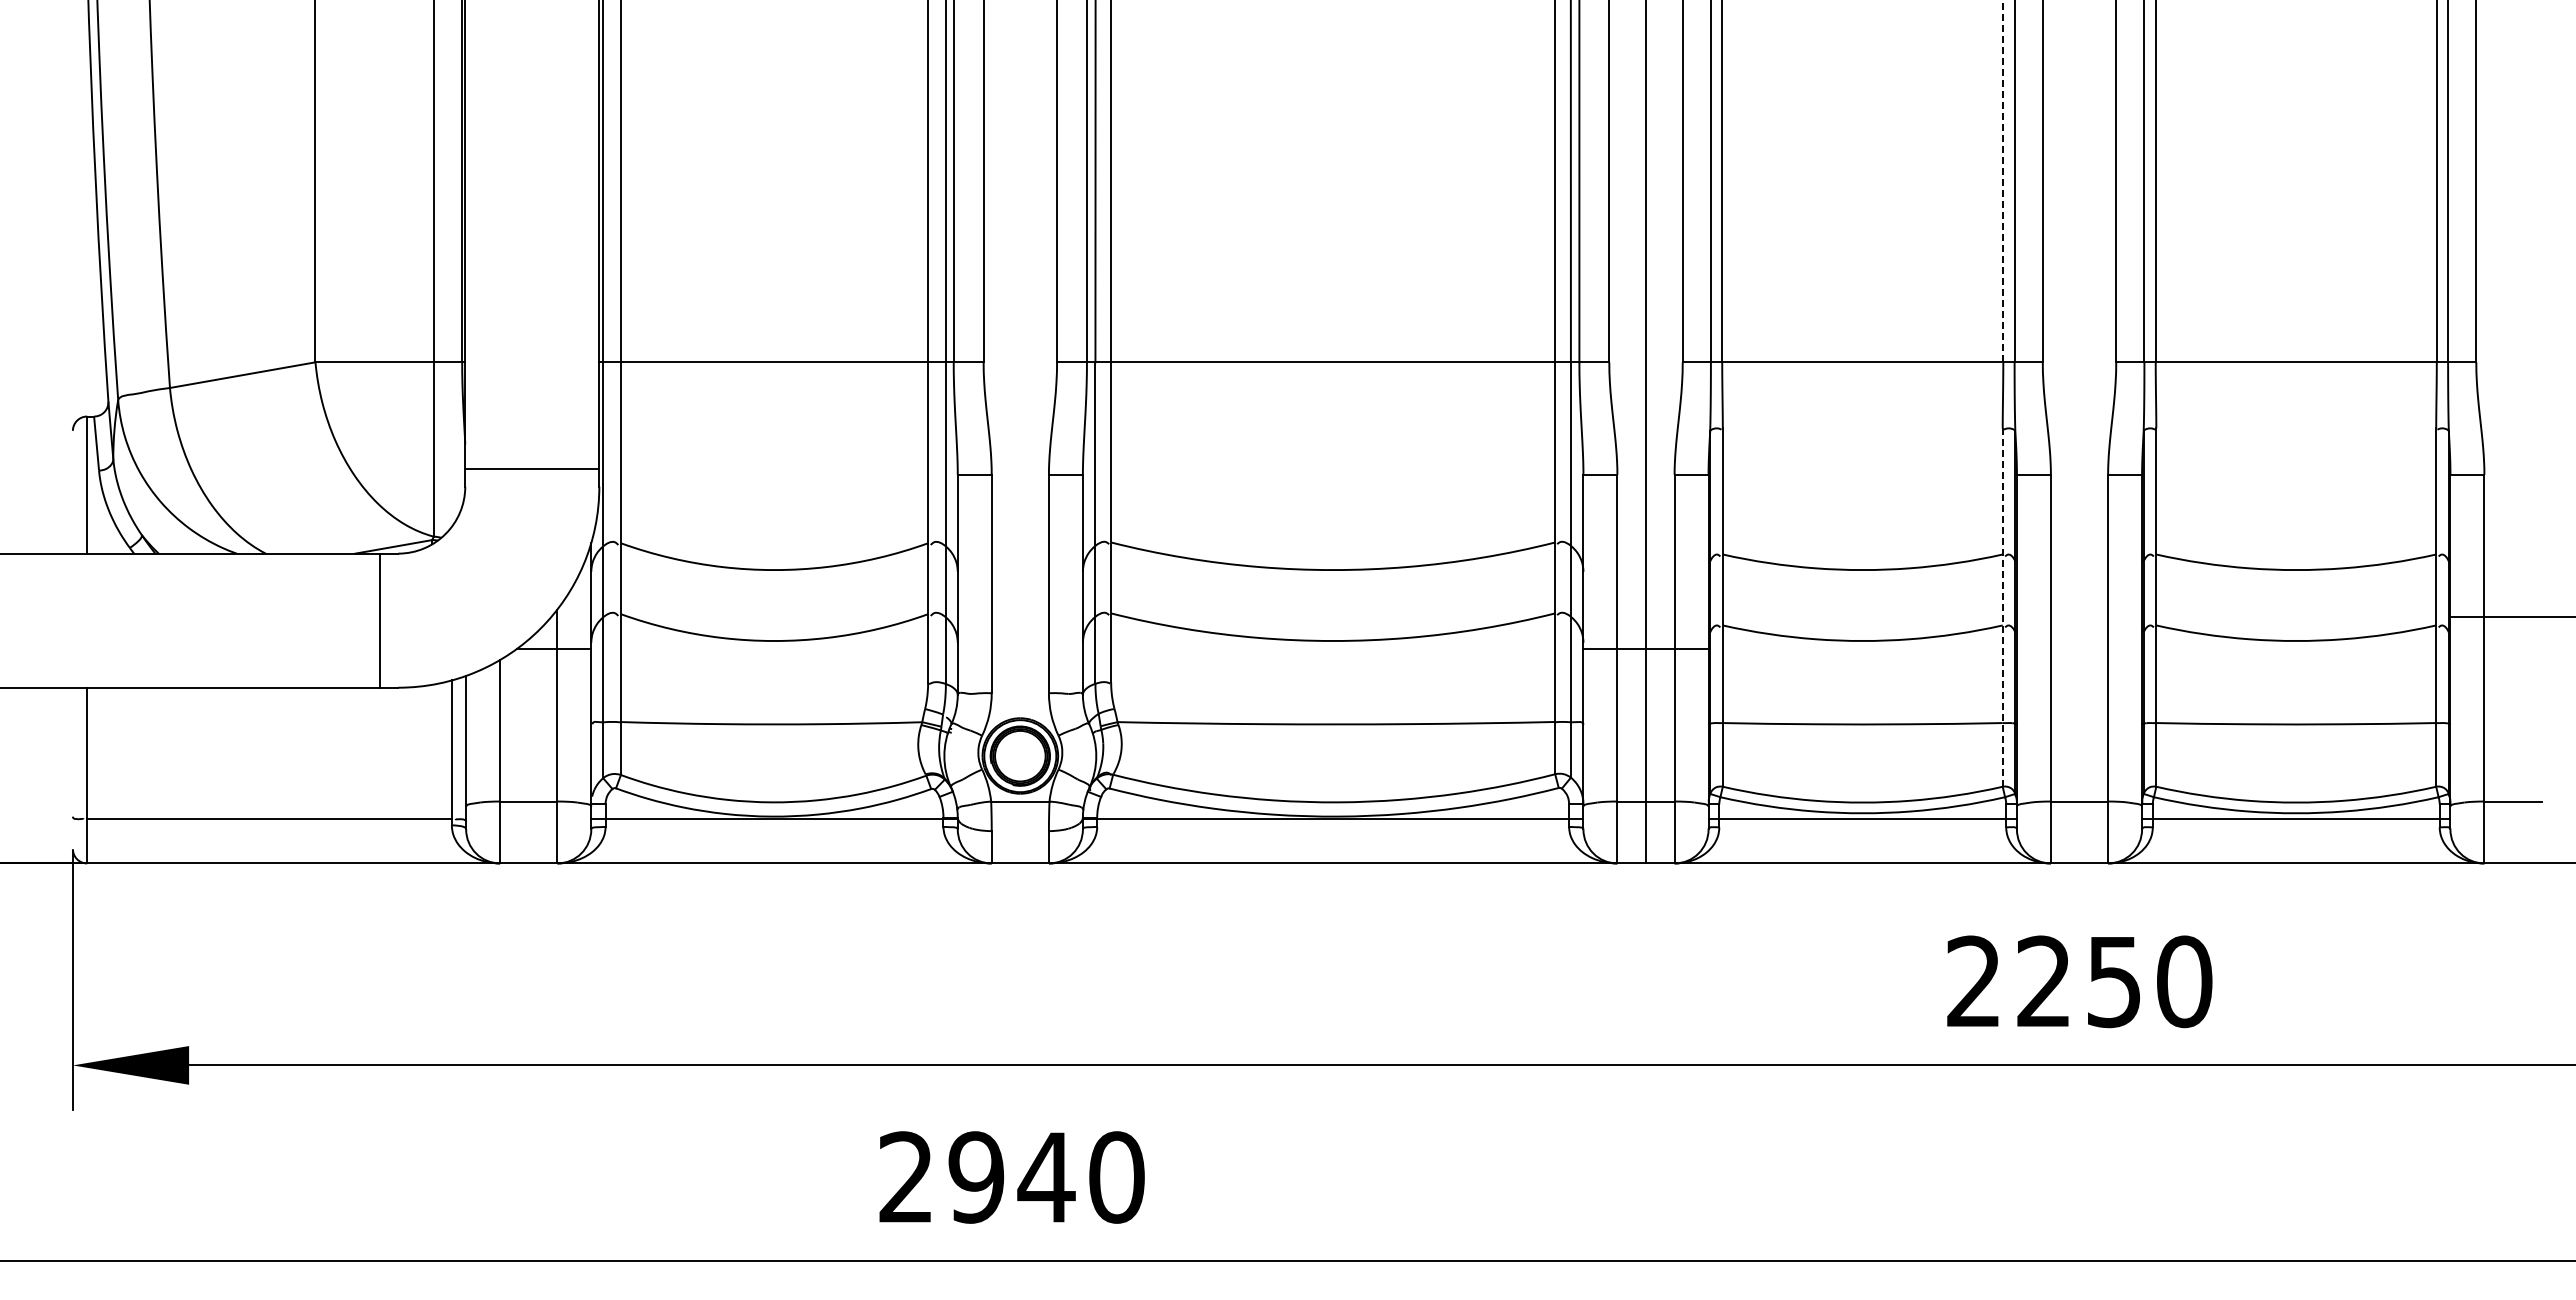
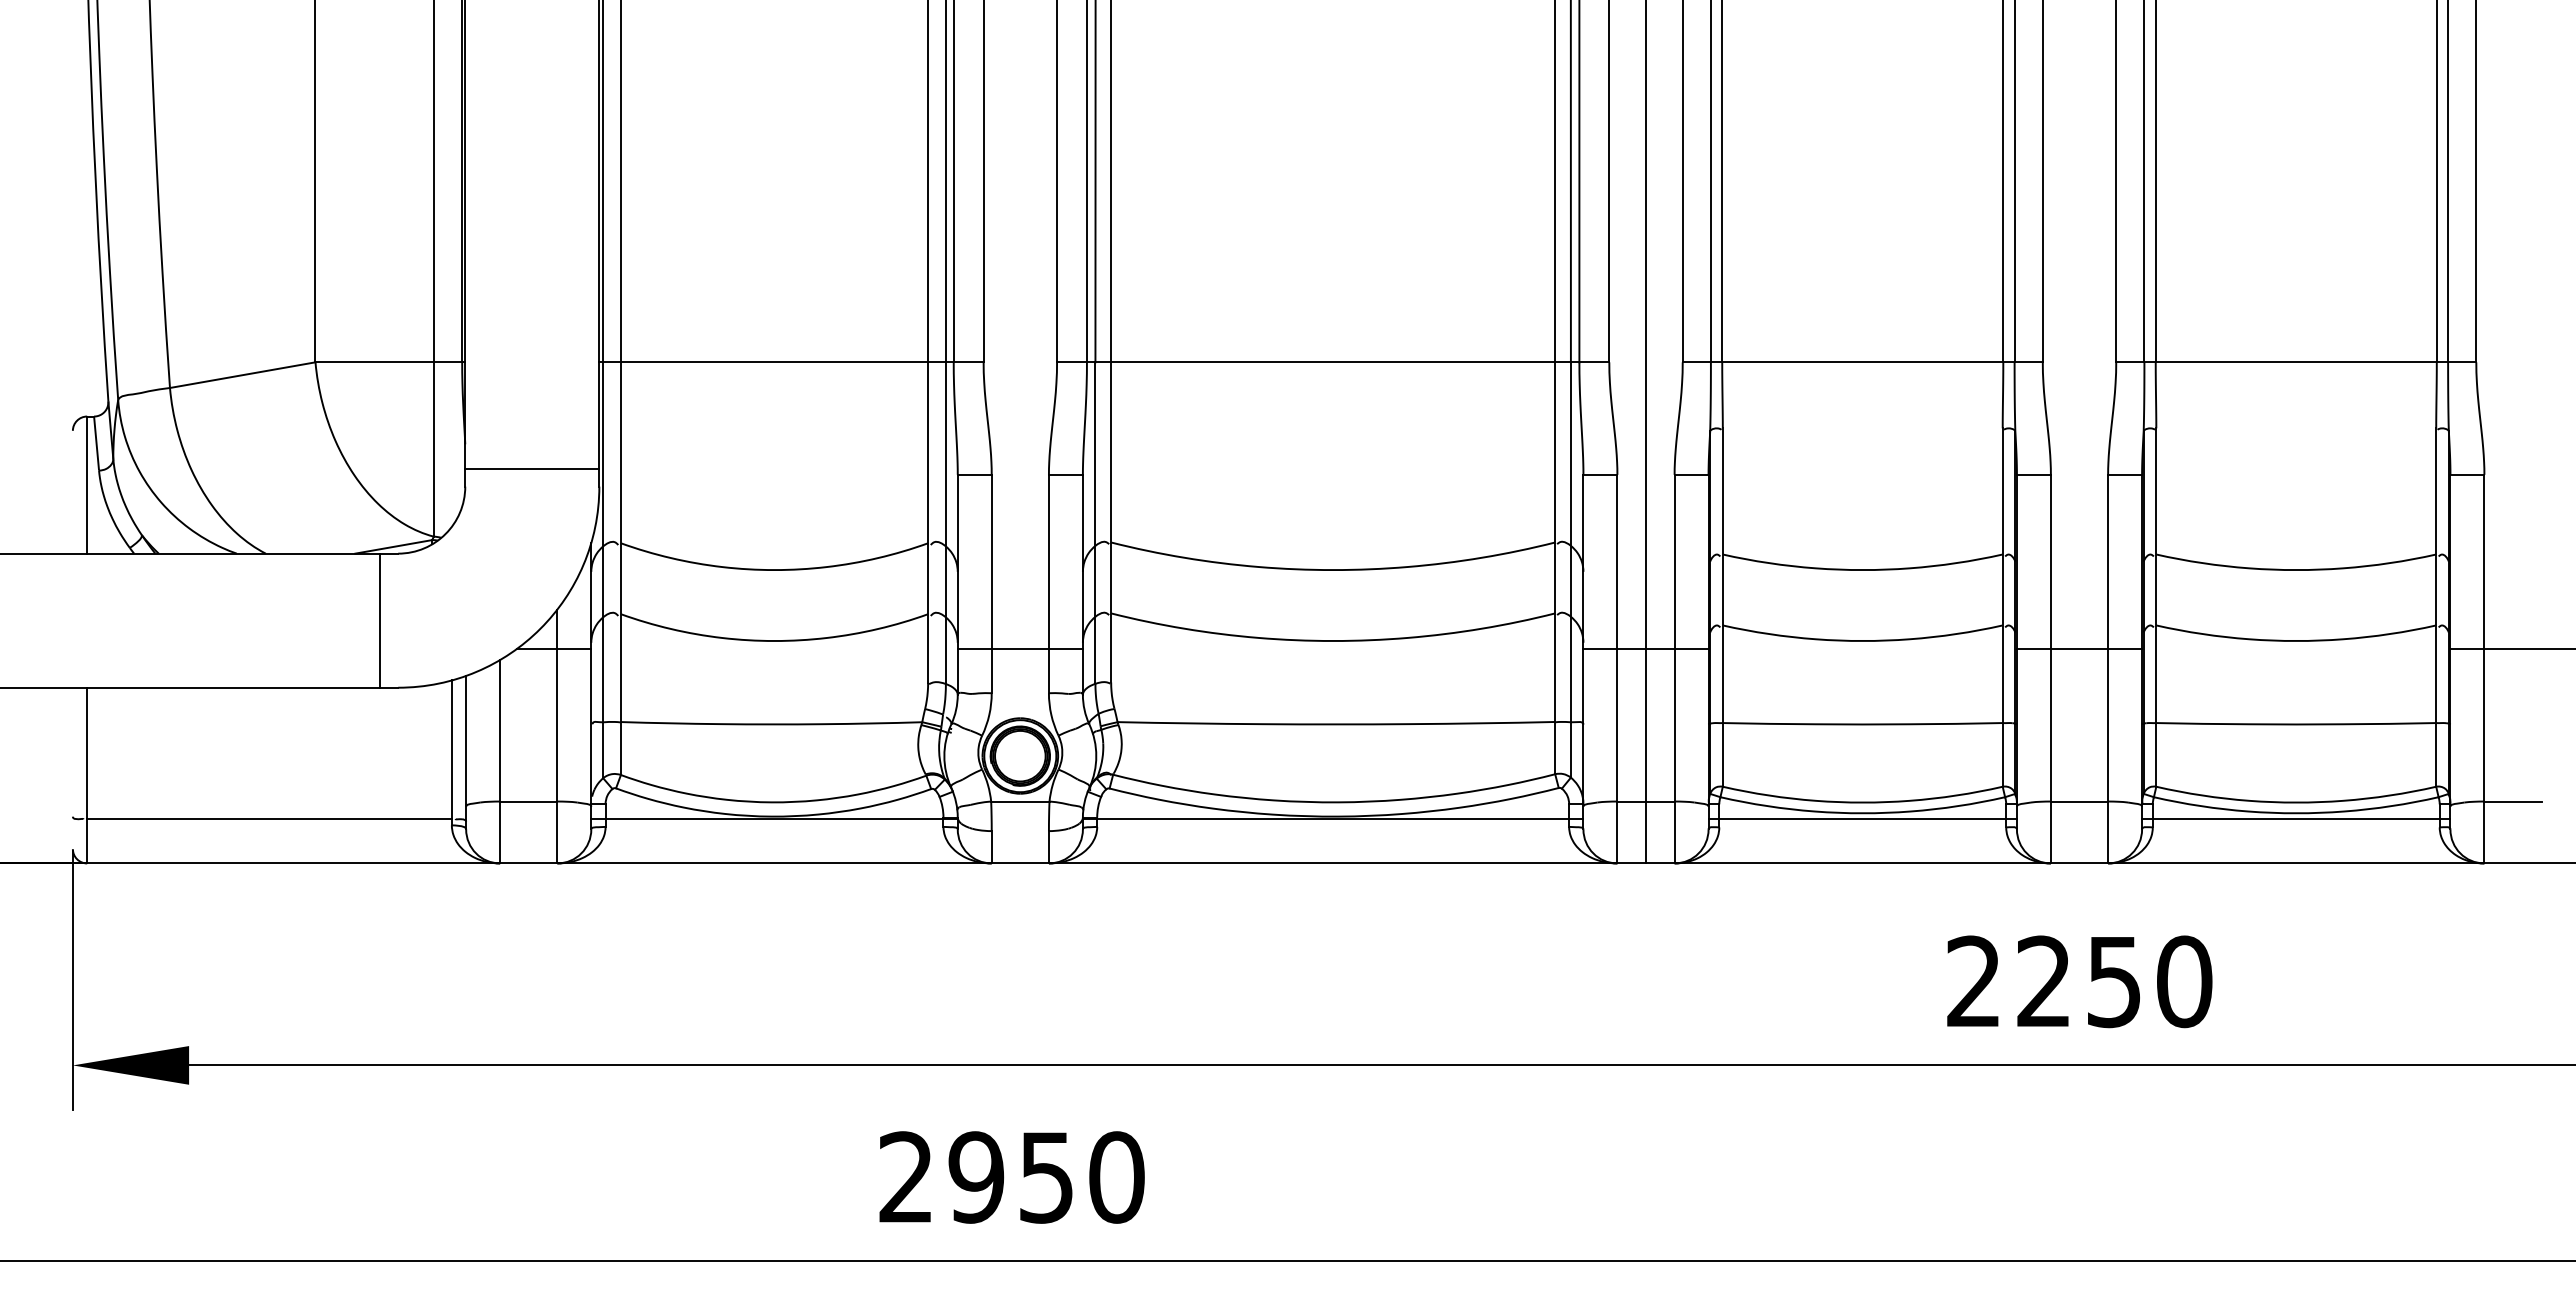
line: dashed -> solid (2003, 181)
line: dashed -> solid (2002, 607)
line position: (2511, 617) -> (2511, 649) (2511, 649)
line: none -> present (1019, 649)
line: none -> present (2079, 649)
text: 2940 -> 2950 (1046, 1177)
